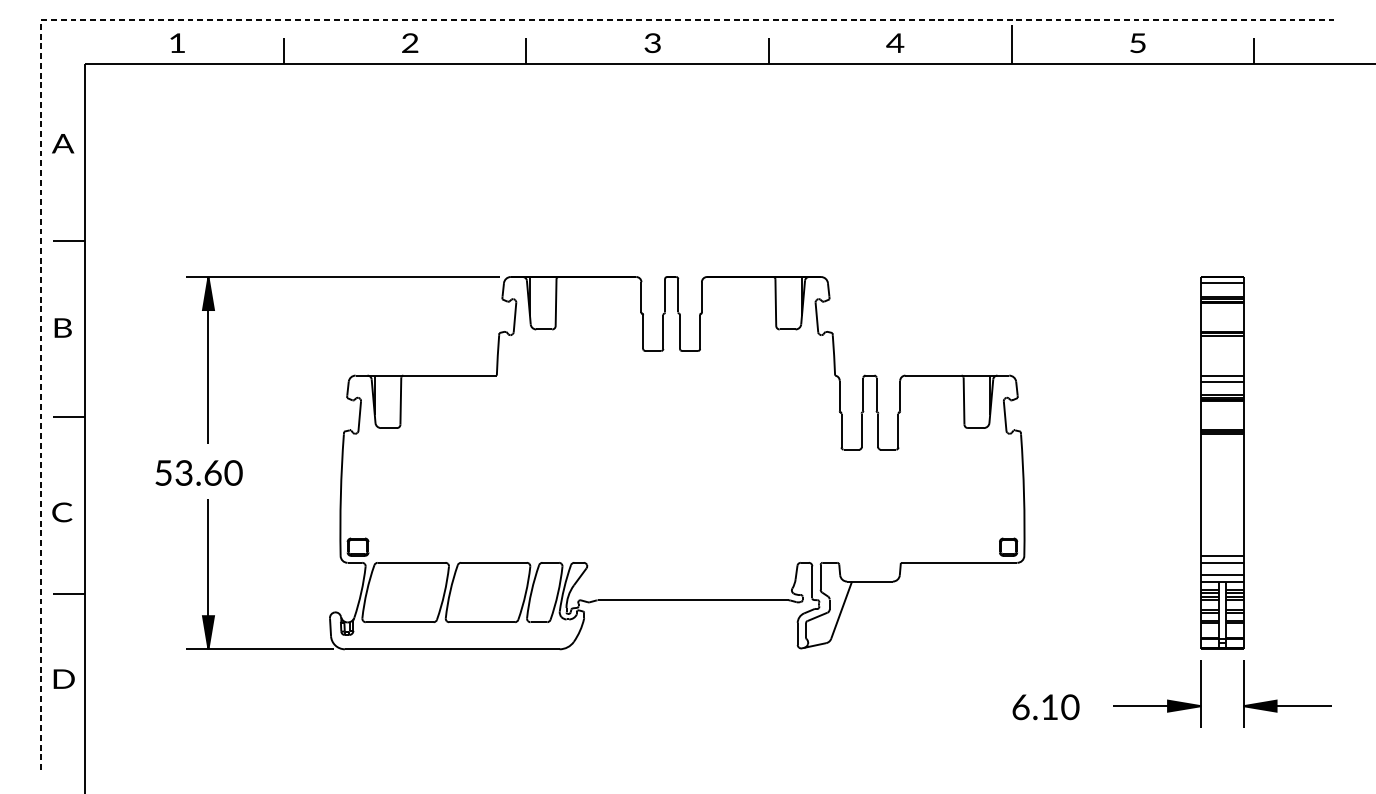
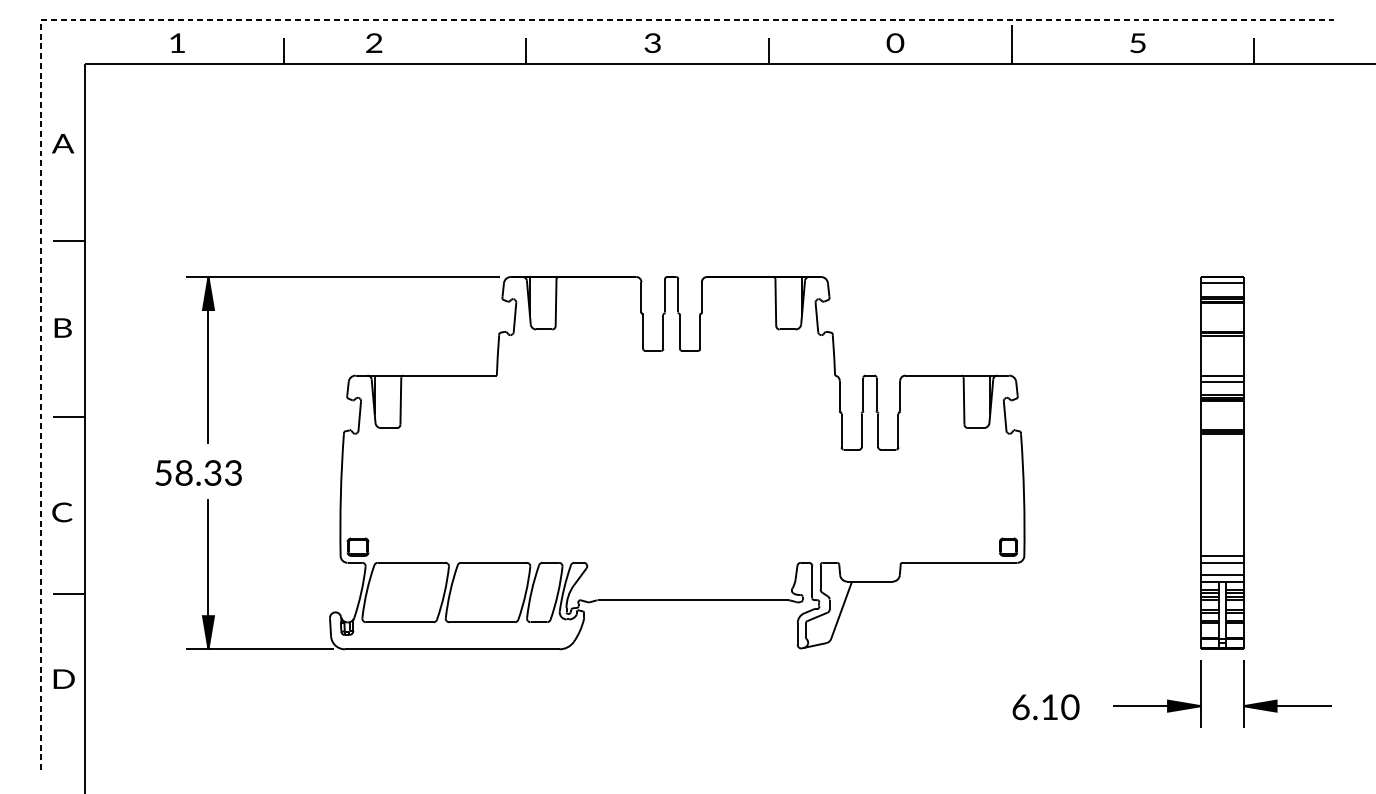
text position: (410, 42) -> (374, 42) (374, 42)
text: 4 -> 0 (895, 43)
text: 53.60 -> 58.33 (208, 472)
